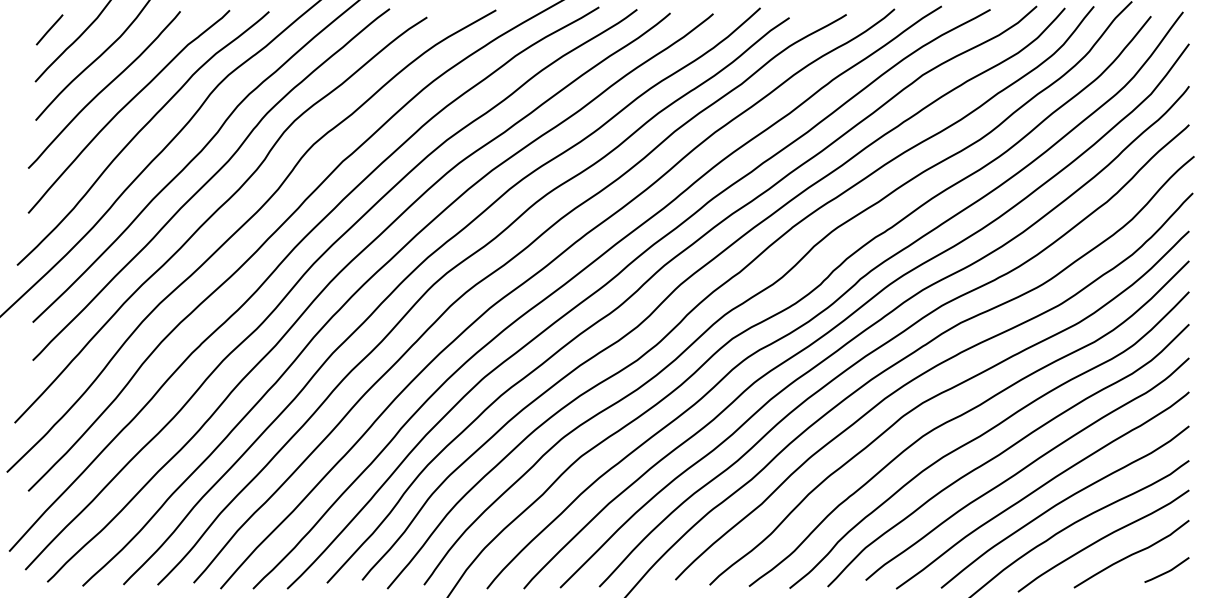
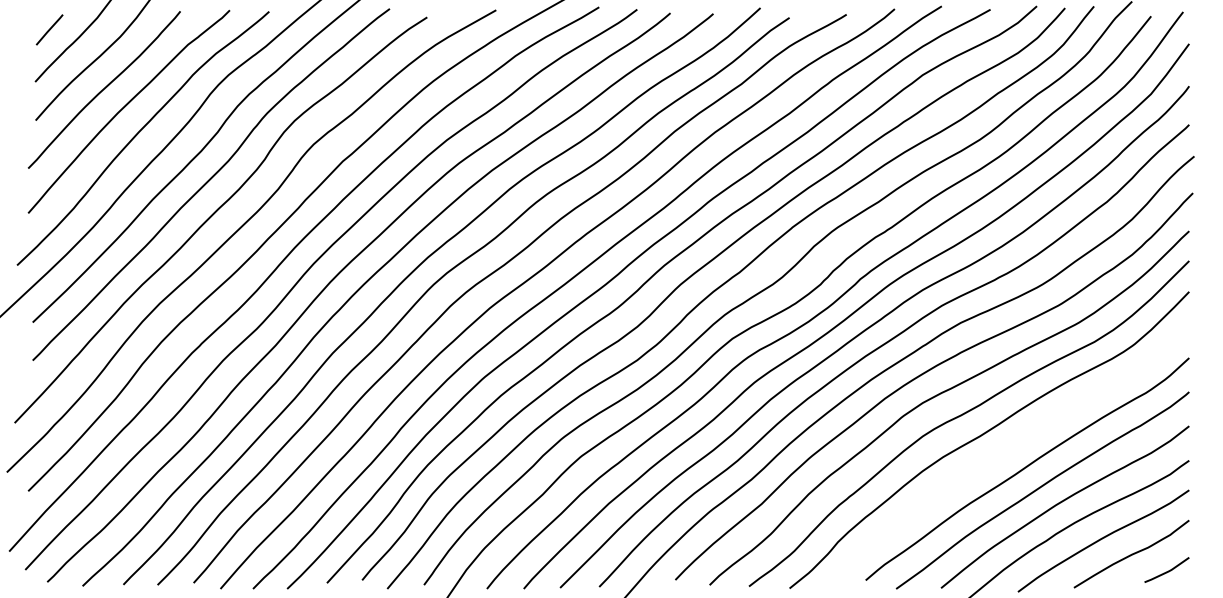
curve: present -> none (1006, 451)
